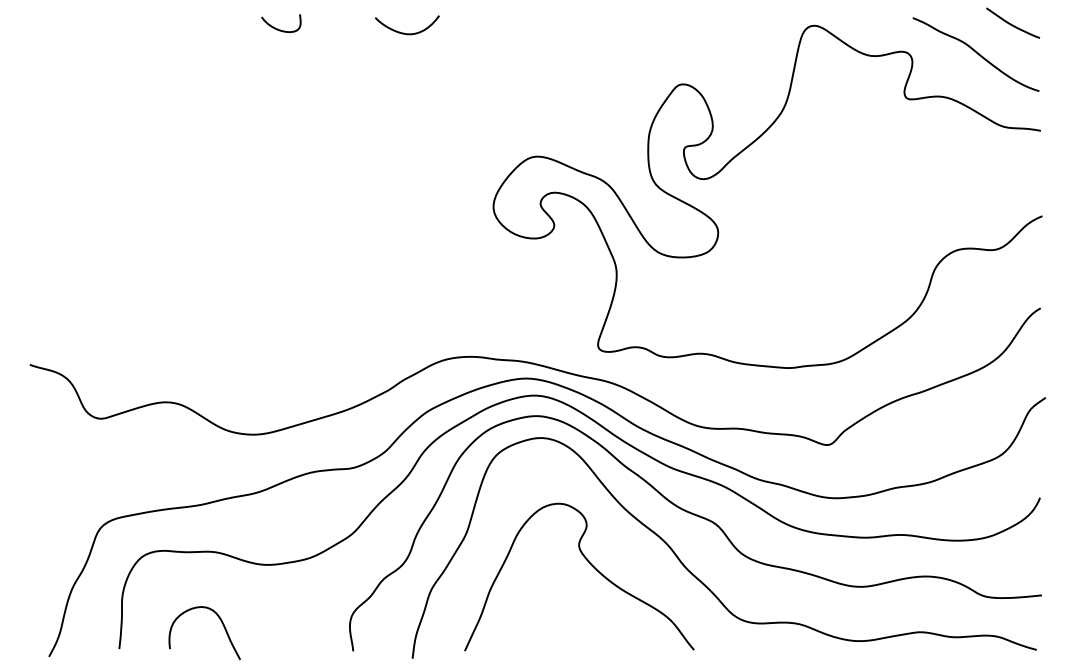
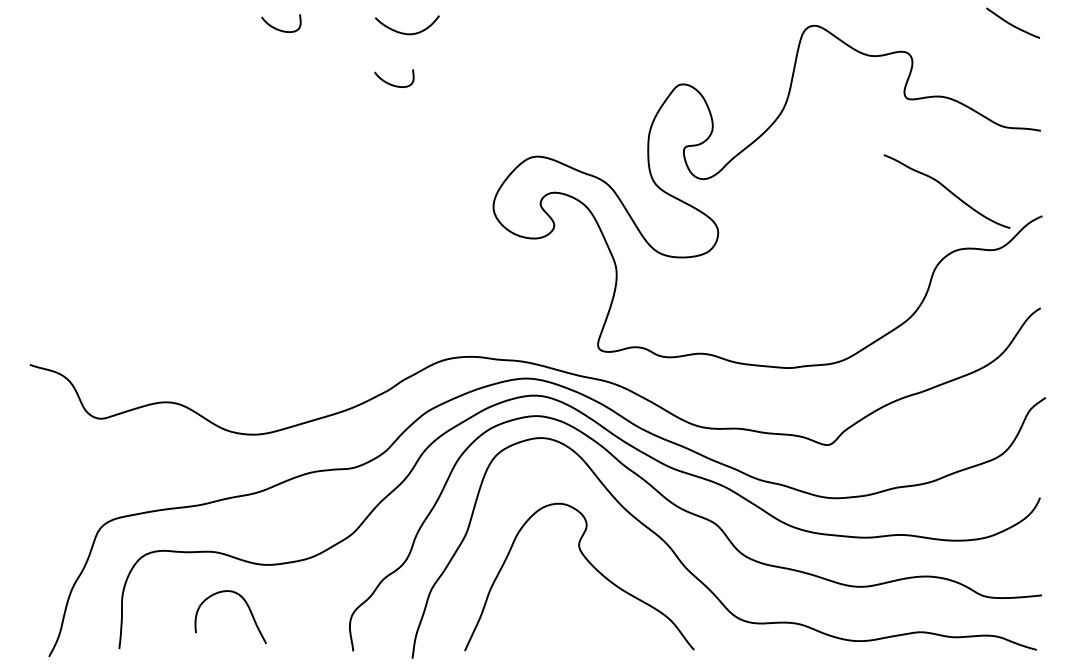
curve position: (976, 53) -> (947, 190) (947, 190)
curve: none -> present (391, 83)
curve position: (222, 625) -> (248, 609) (248, 609)
